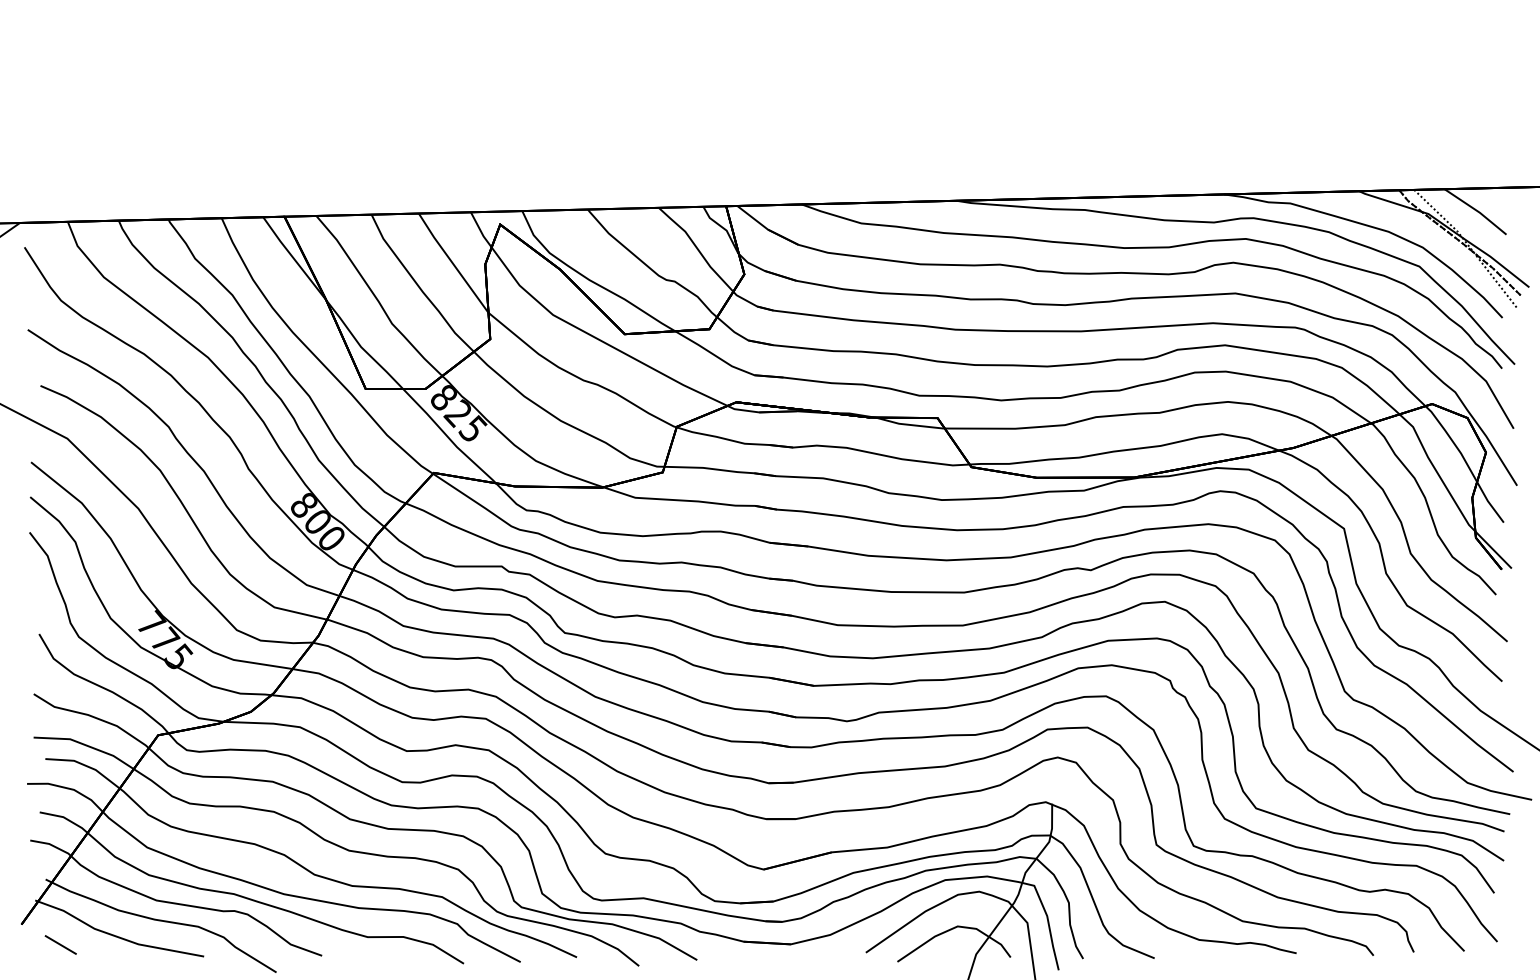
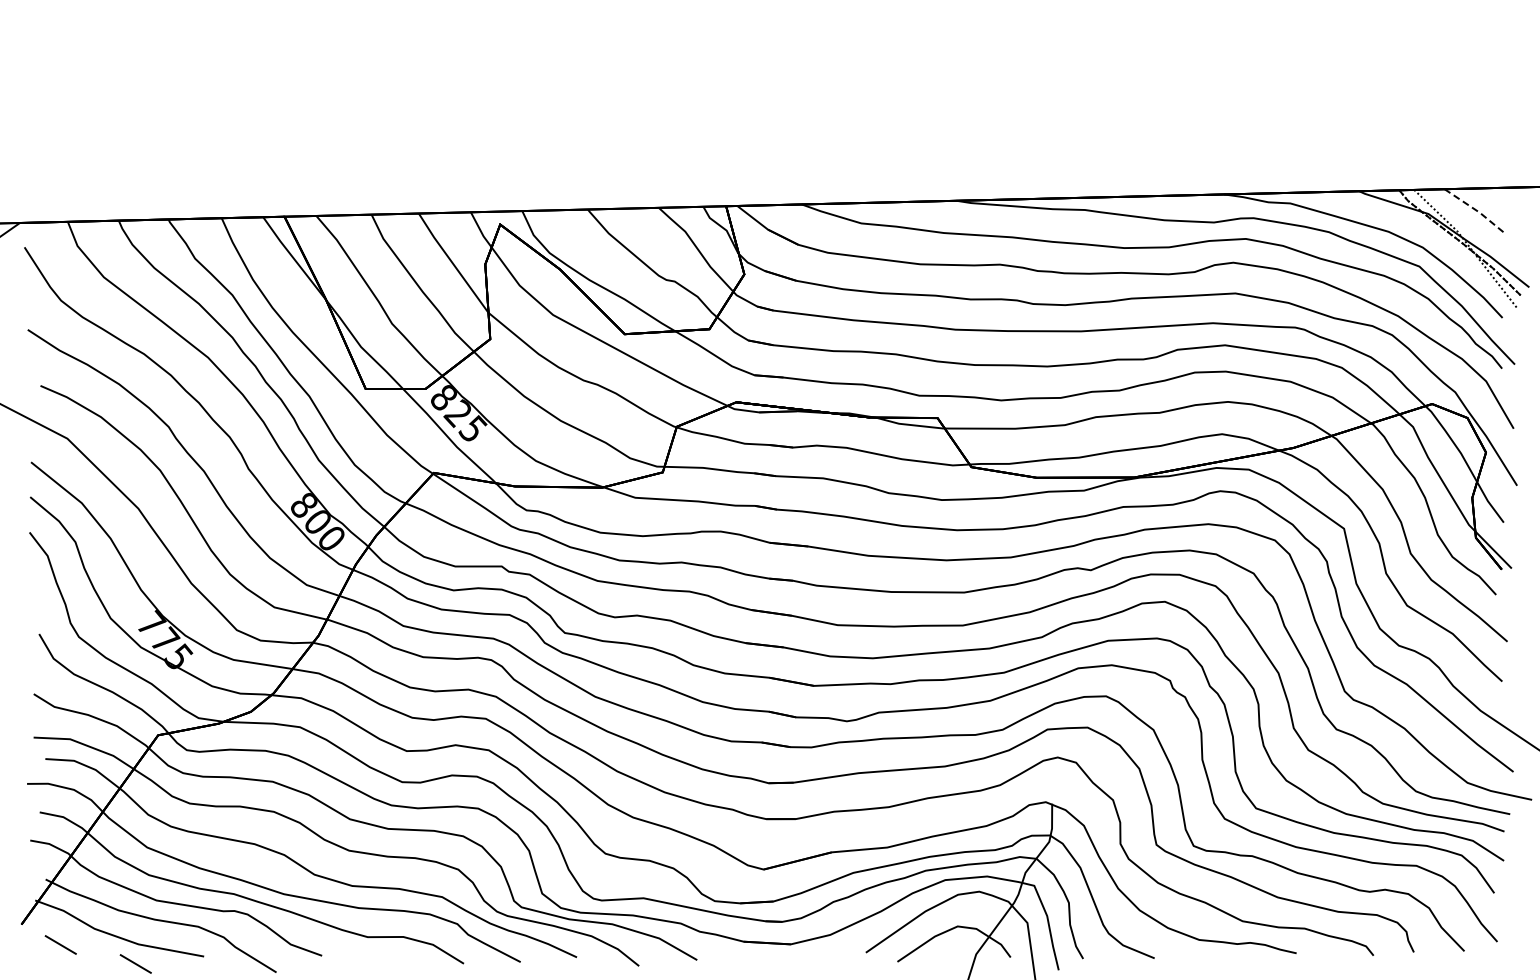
line: solid -> dashed (1477, 211)
line: none -> present (135, 963)
